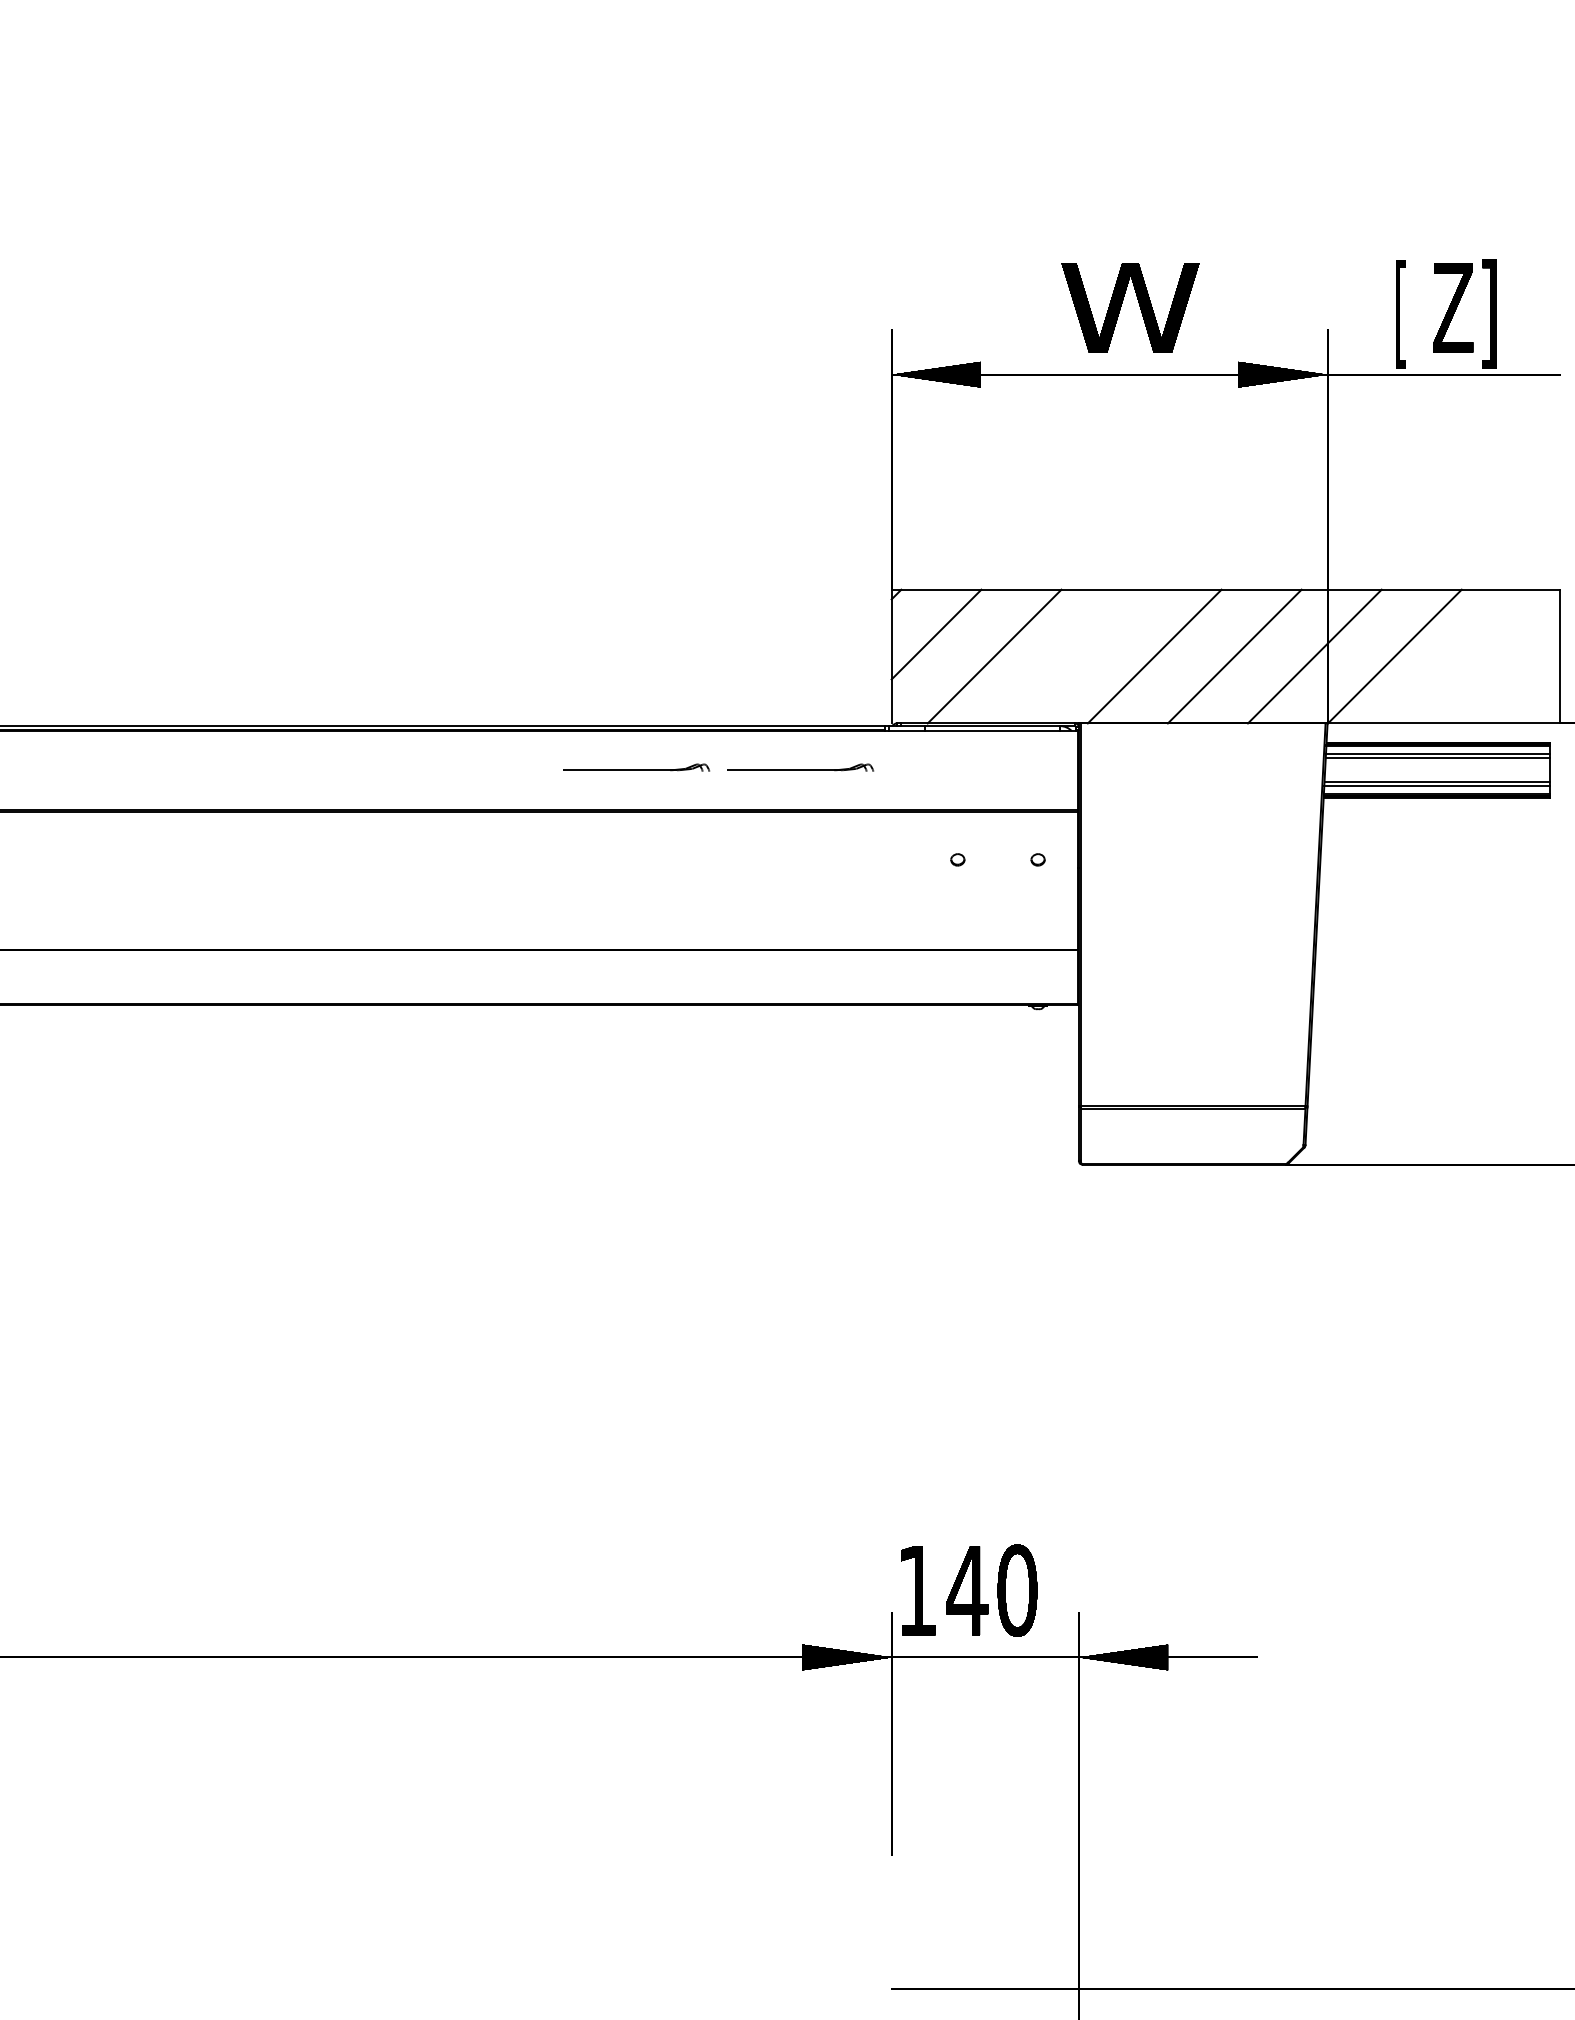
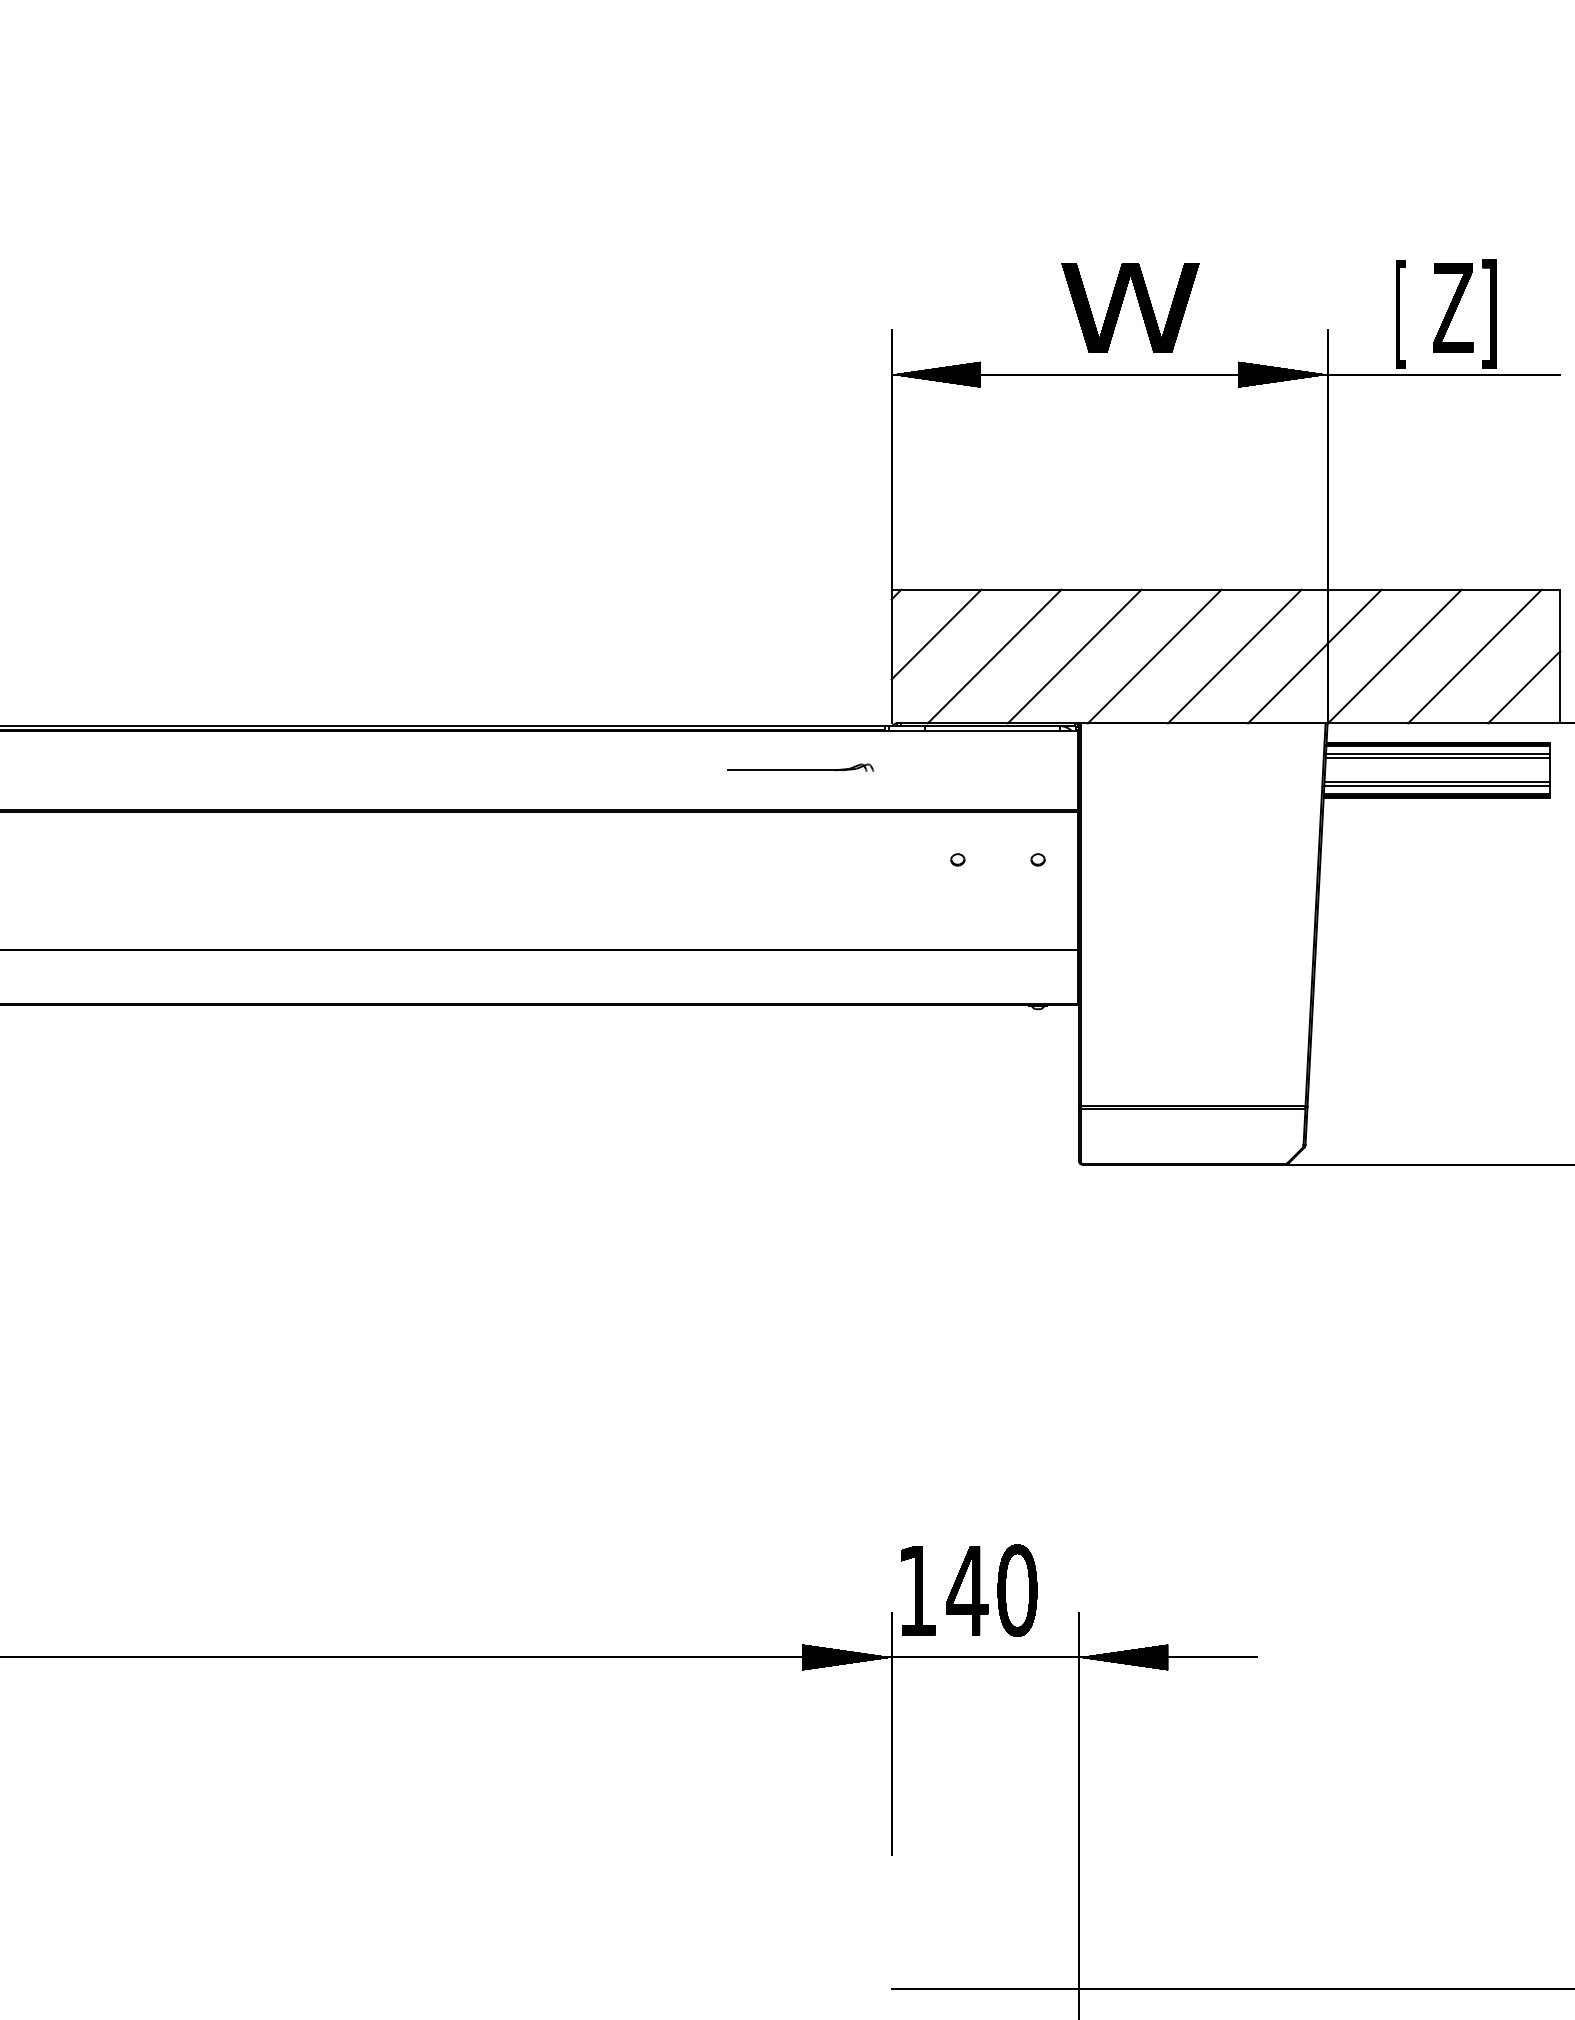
line: none -> present (1074, 656)
line: none -> present (1474, 656)
line: none -> present (1524, 687)
part: present -> none (636, 767)
